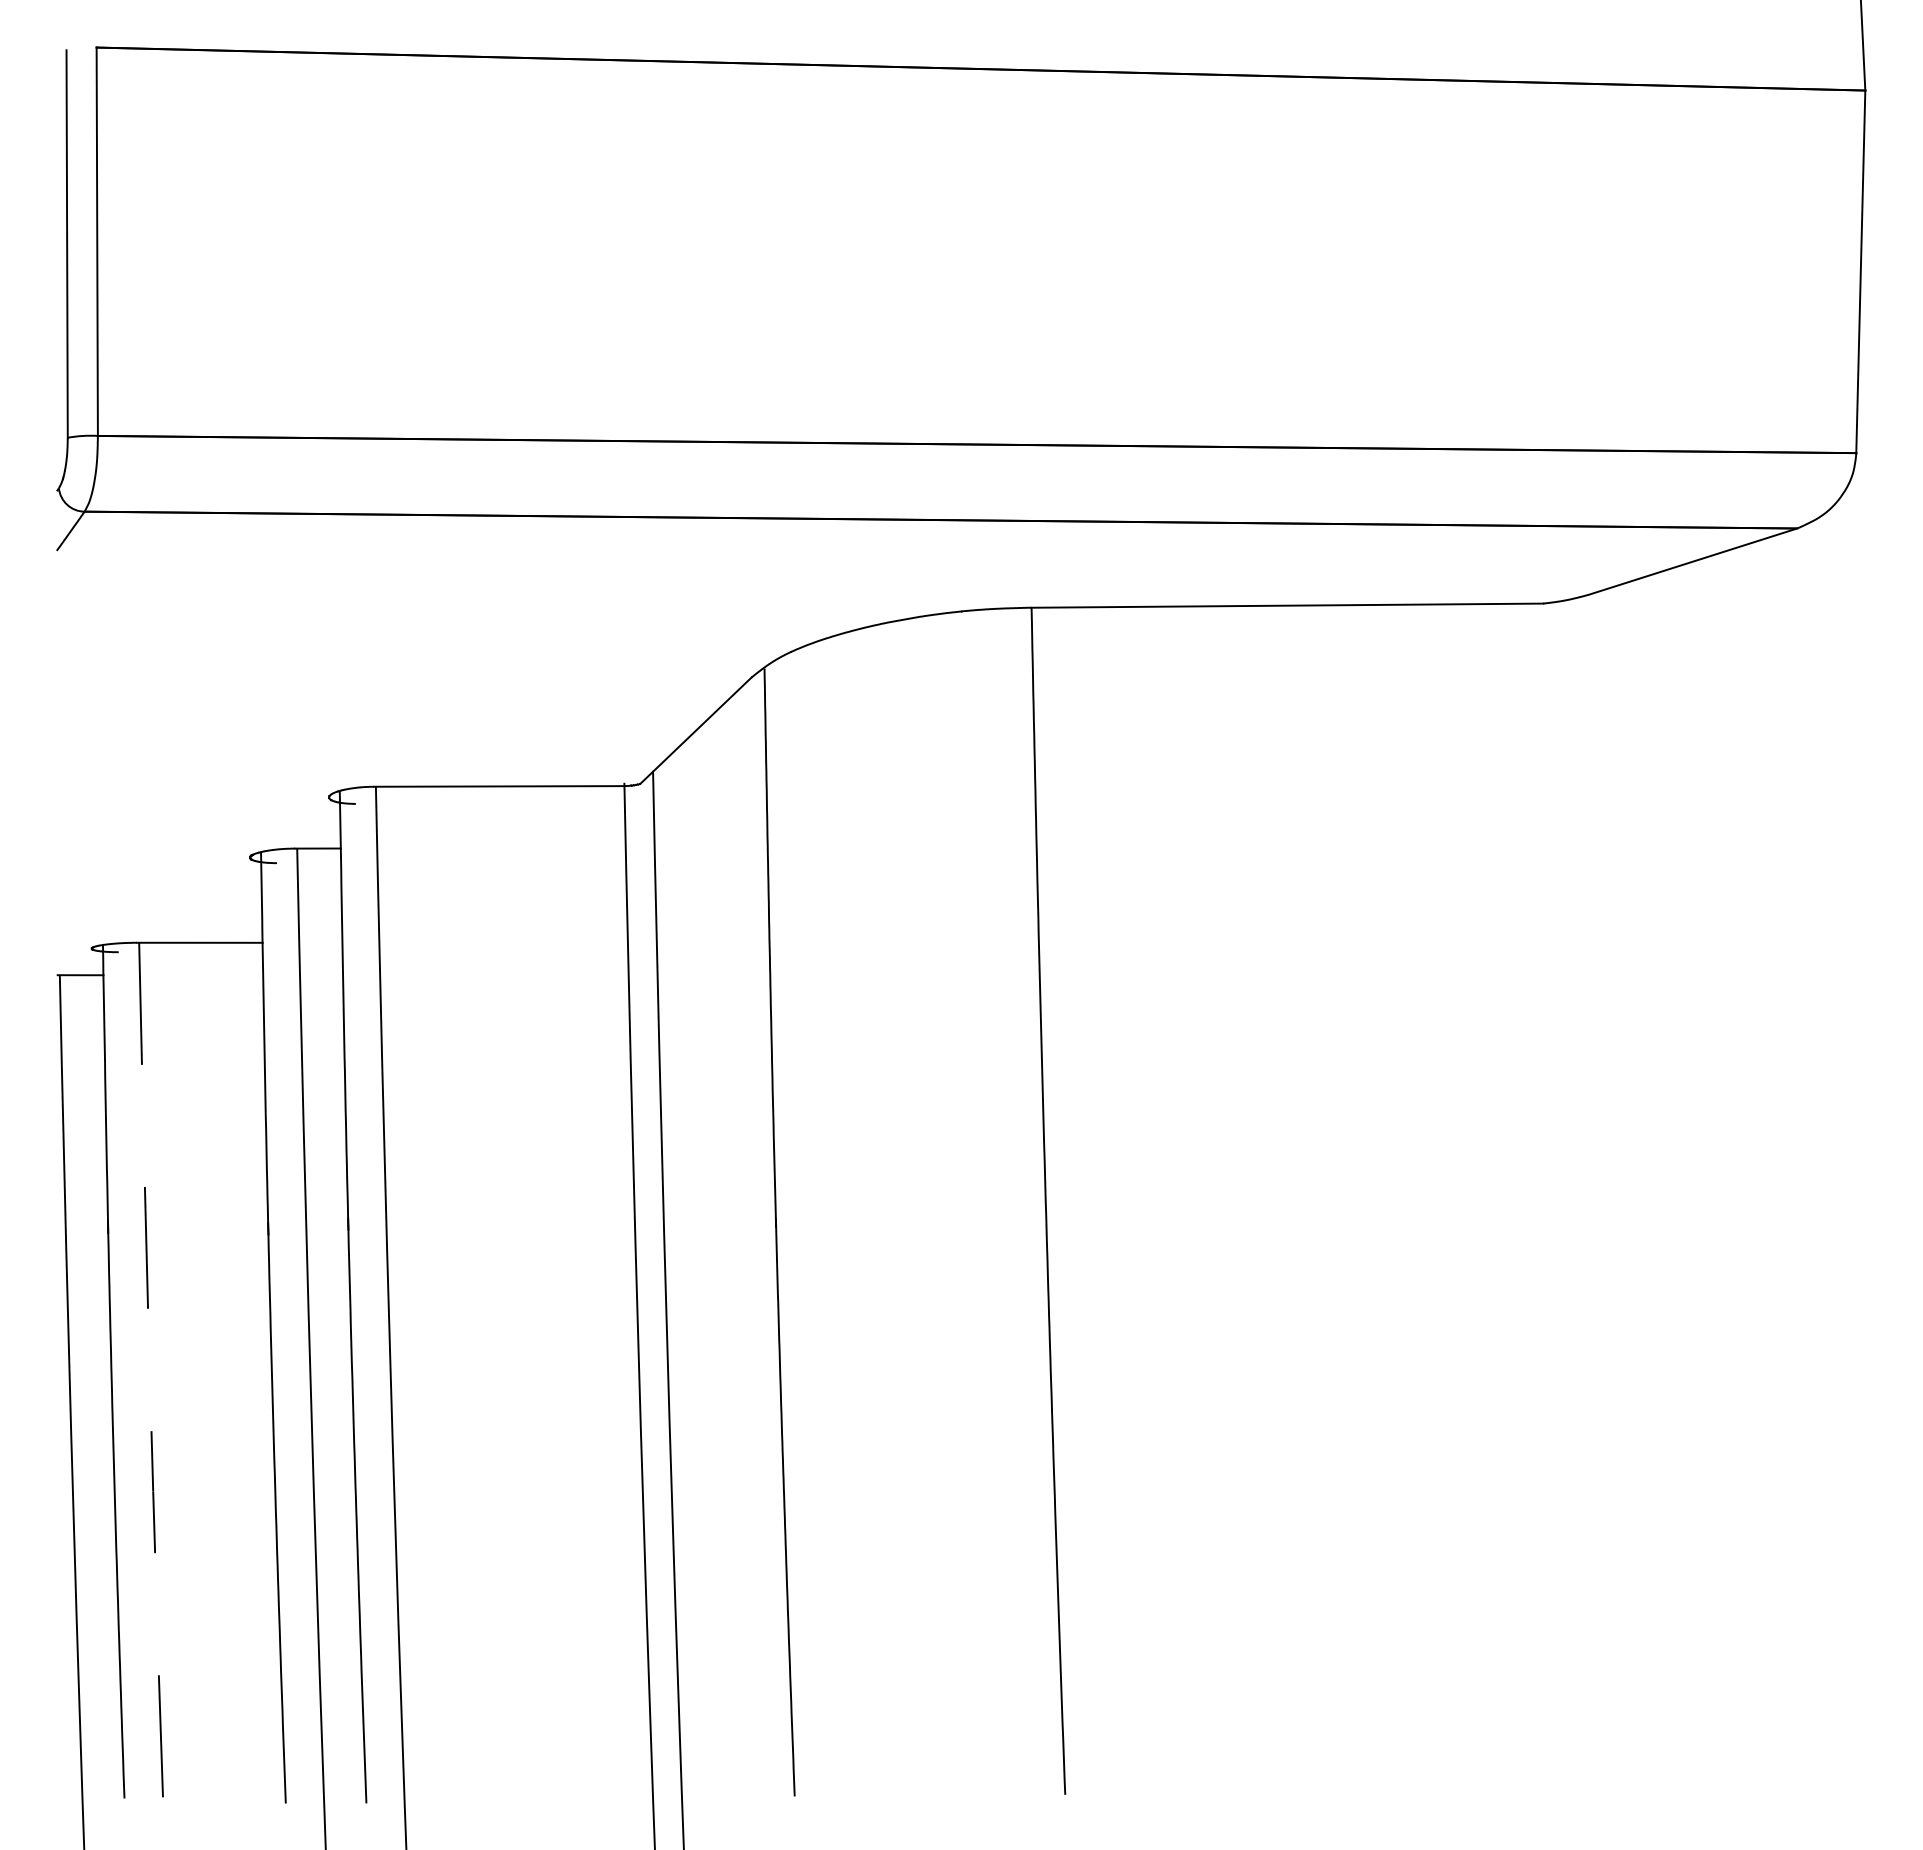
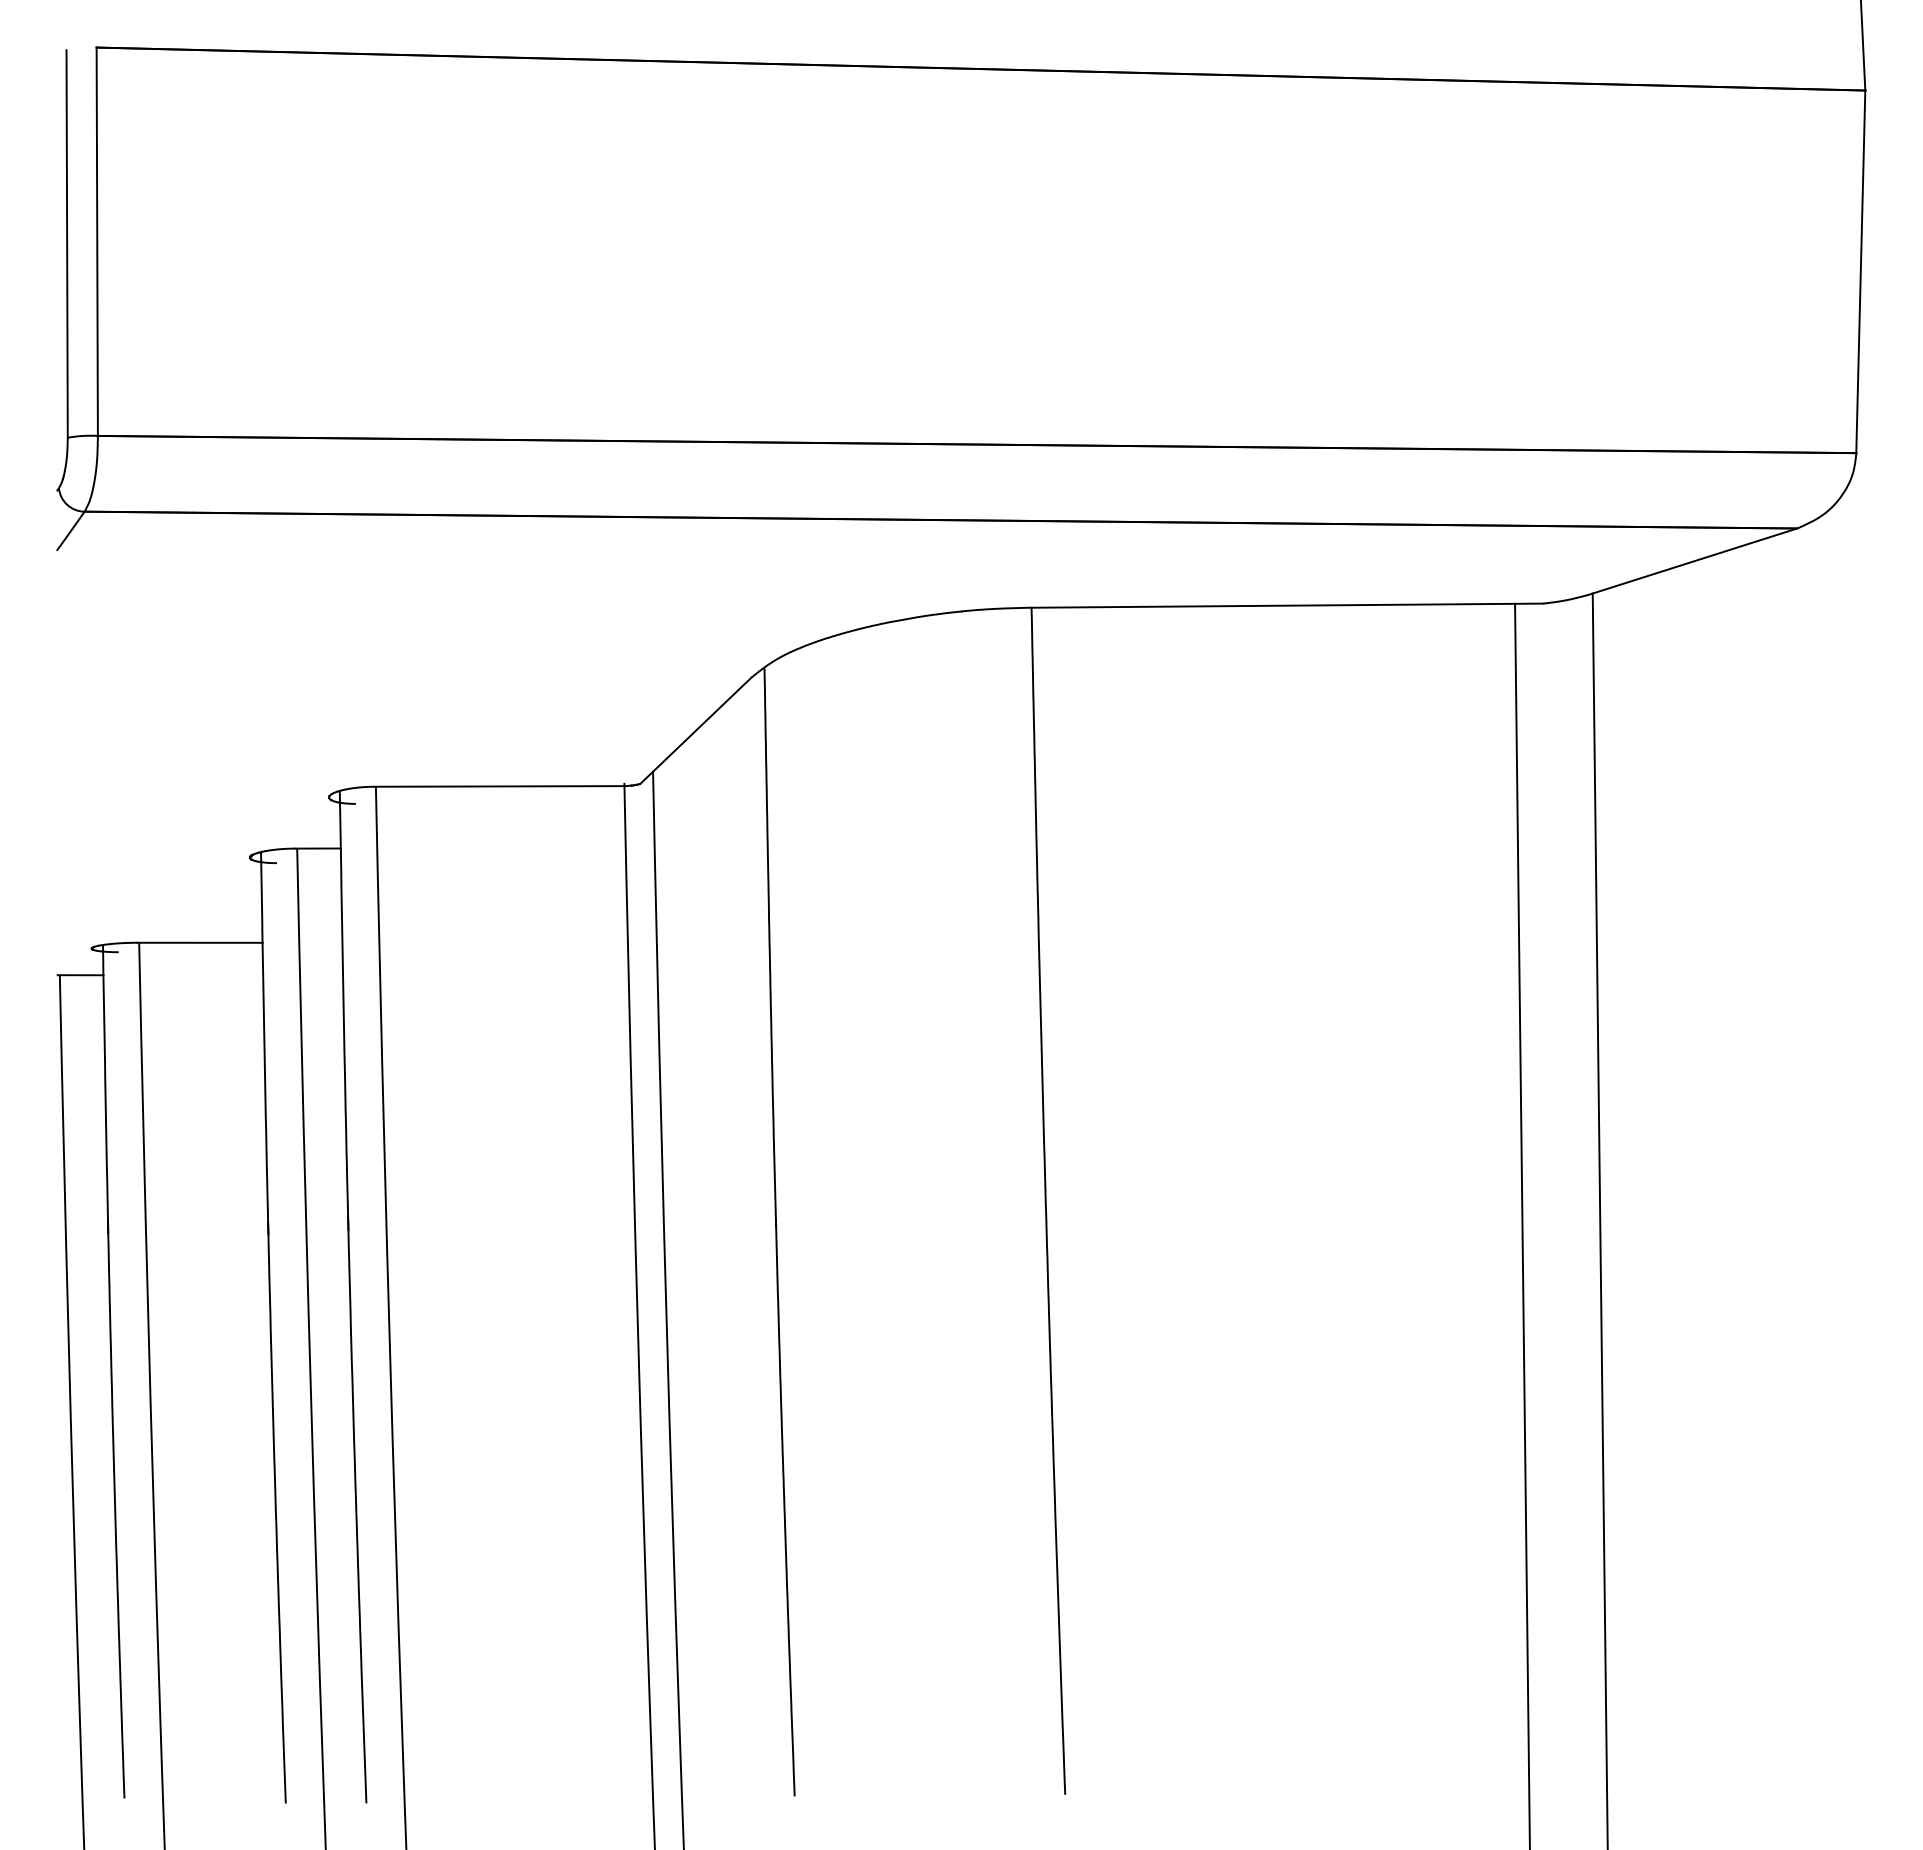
line: none -> present (1599, 1219)
line: none -> present (1522, 1224)
arc: dashed -> solid (150, 1396)
